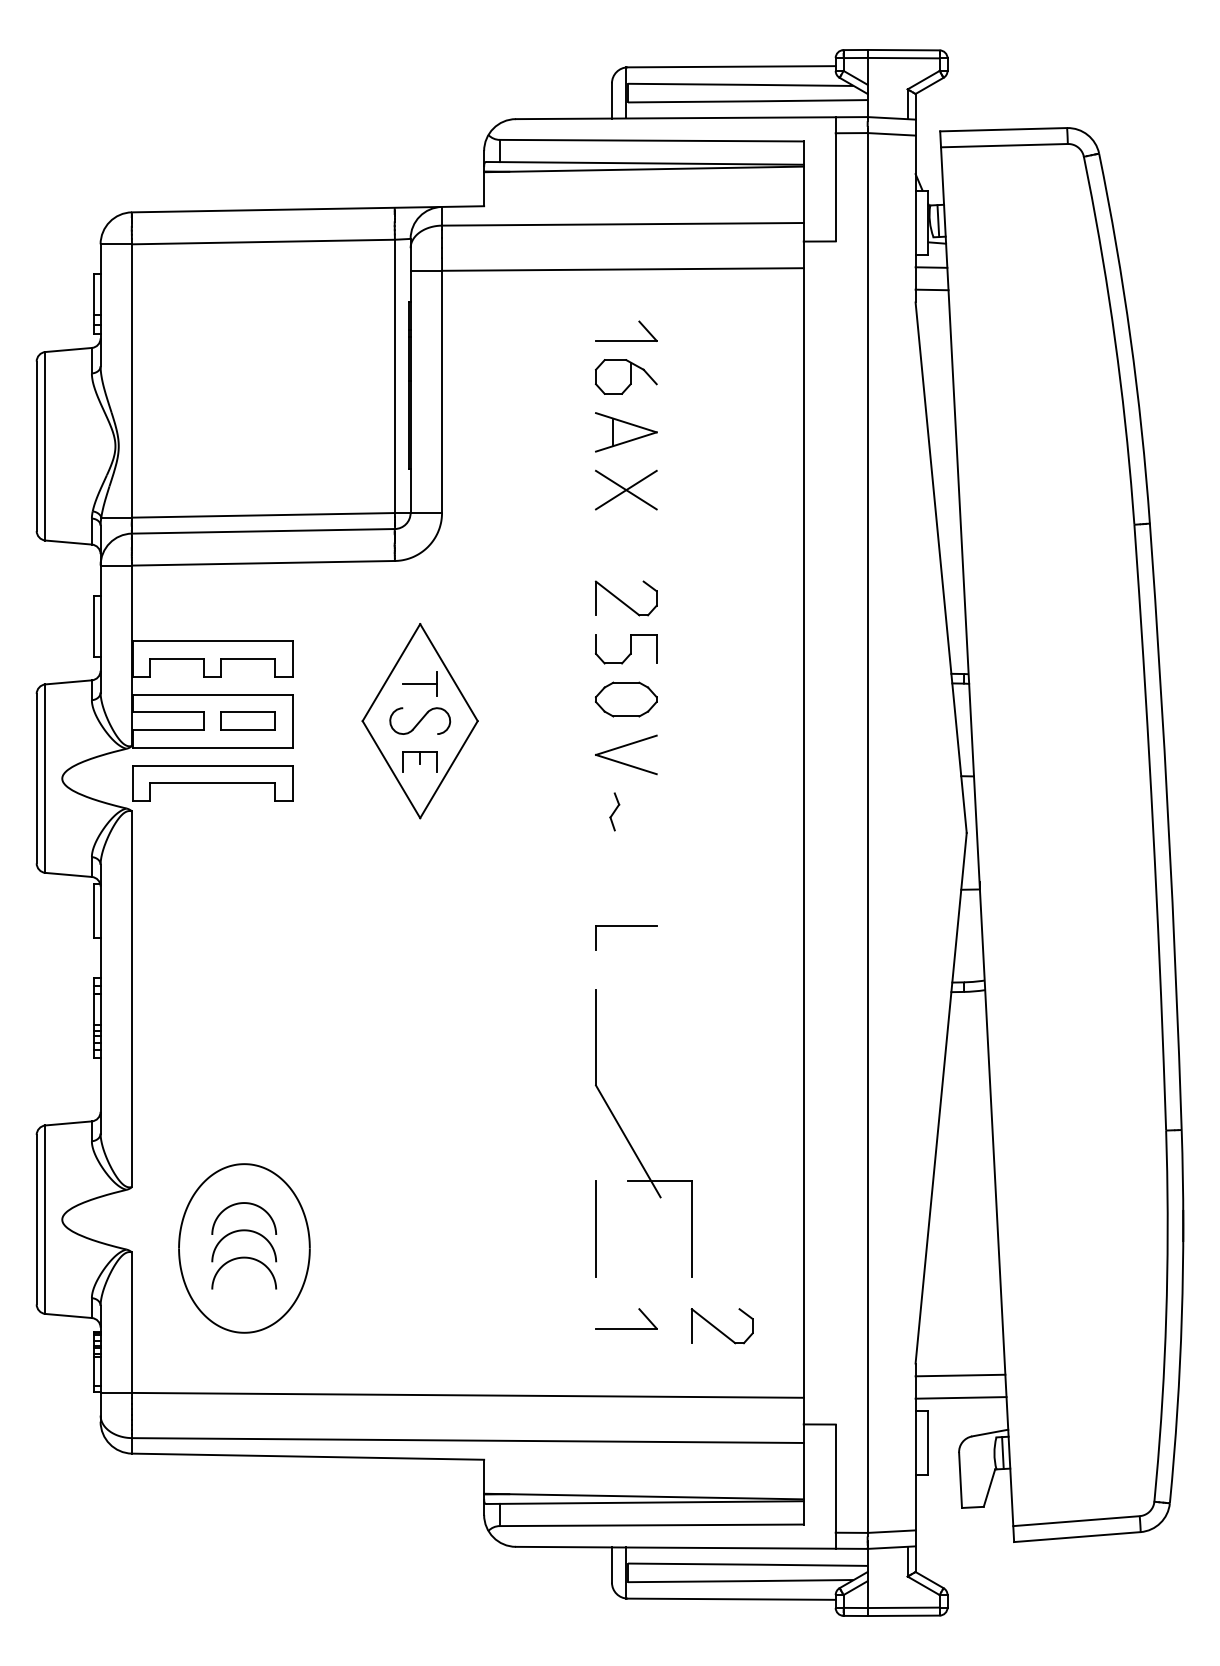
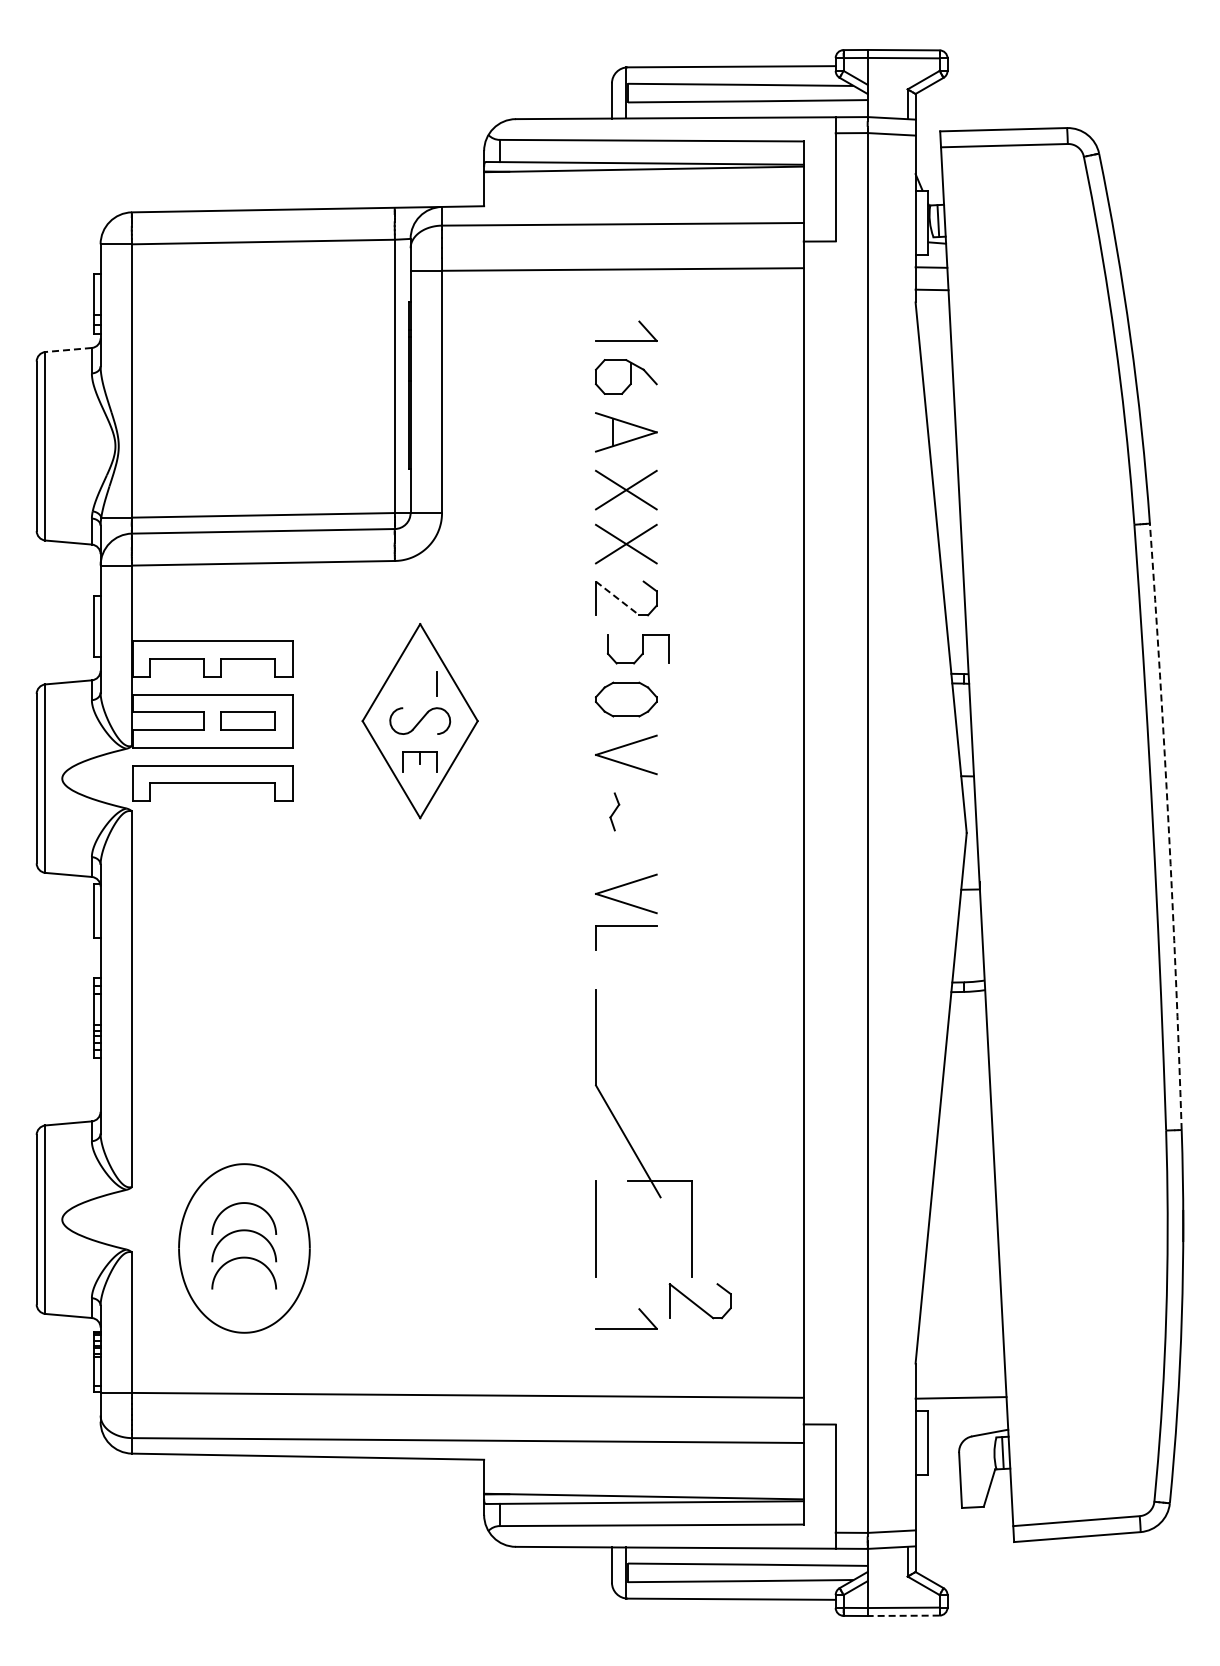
line: solid -> dashed (68, 350)
part: none -> present (626, 543)
line: solid -> dashed (618, 598)
part position: (626, 649) -> (638, 649) (638, 649)
line: present -> none (420, 684)
arc: solid -> dashed (1168, 826)
part: none -> present (623, 886)
part position: (721, 1326) -> (699, 1301) (699, 1301)
line: present -> none (960, 1375)
line: solid -> dashed (903, 1615)
